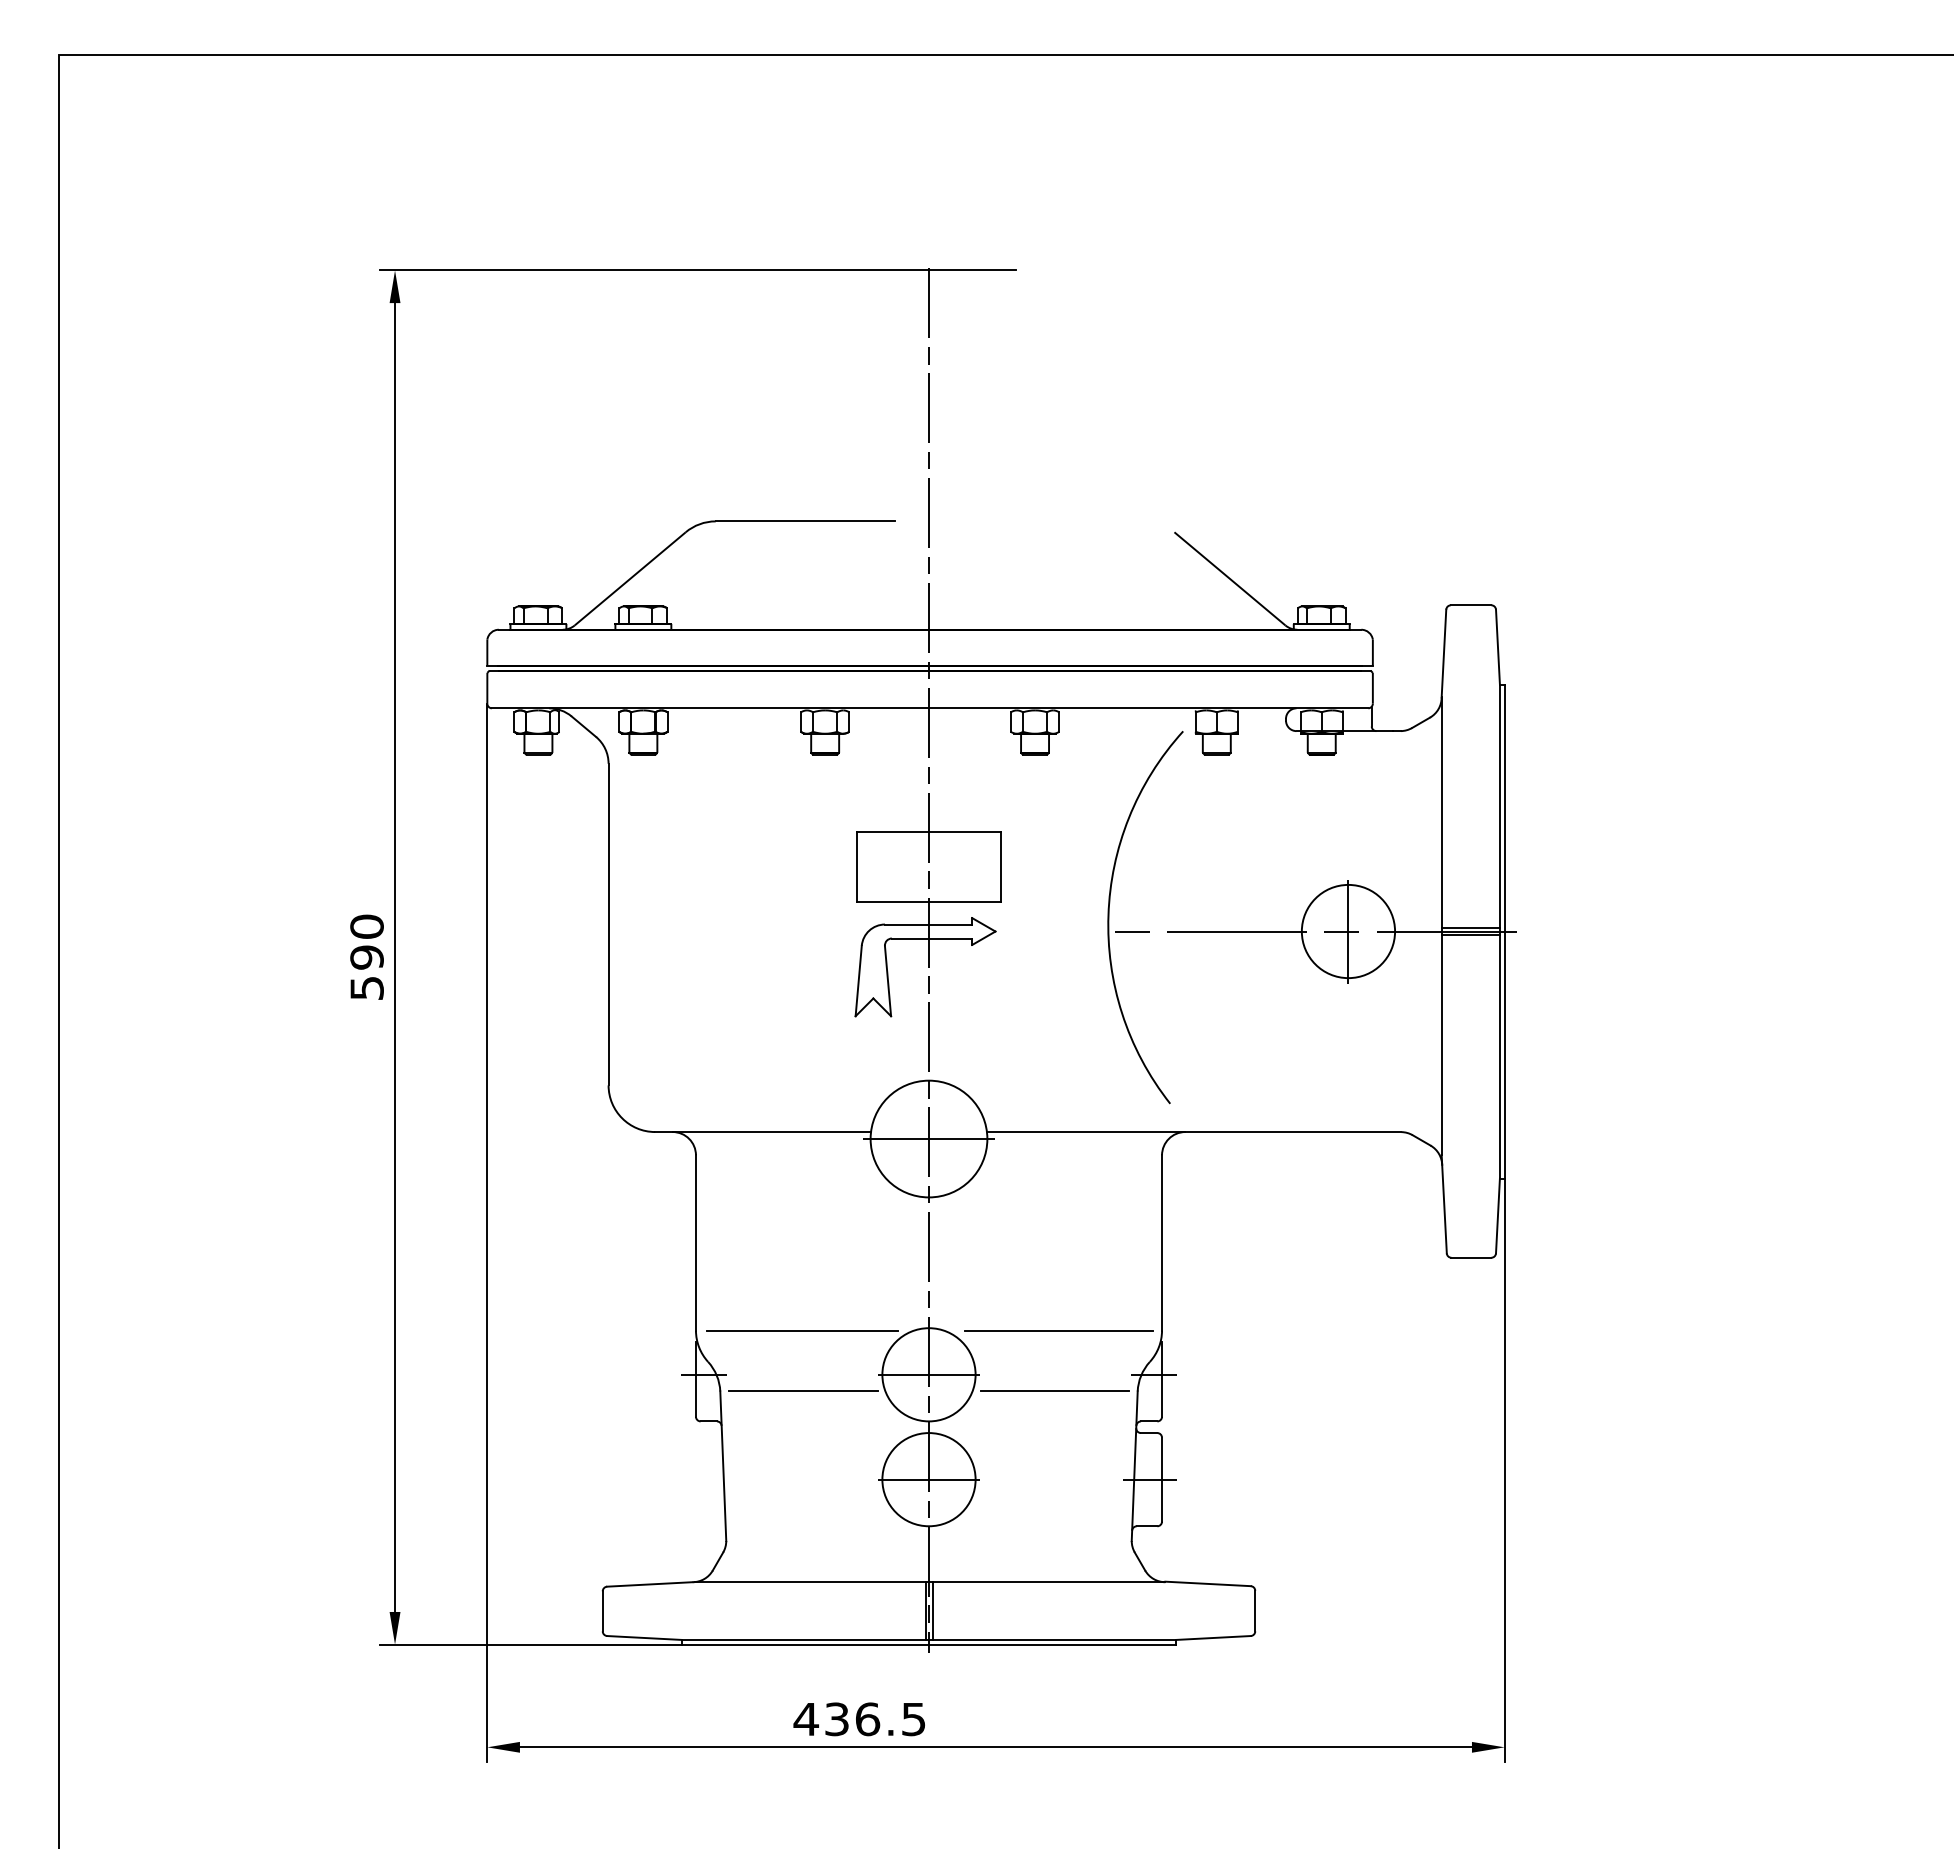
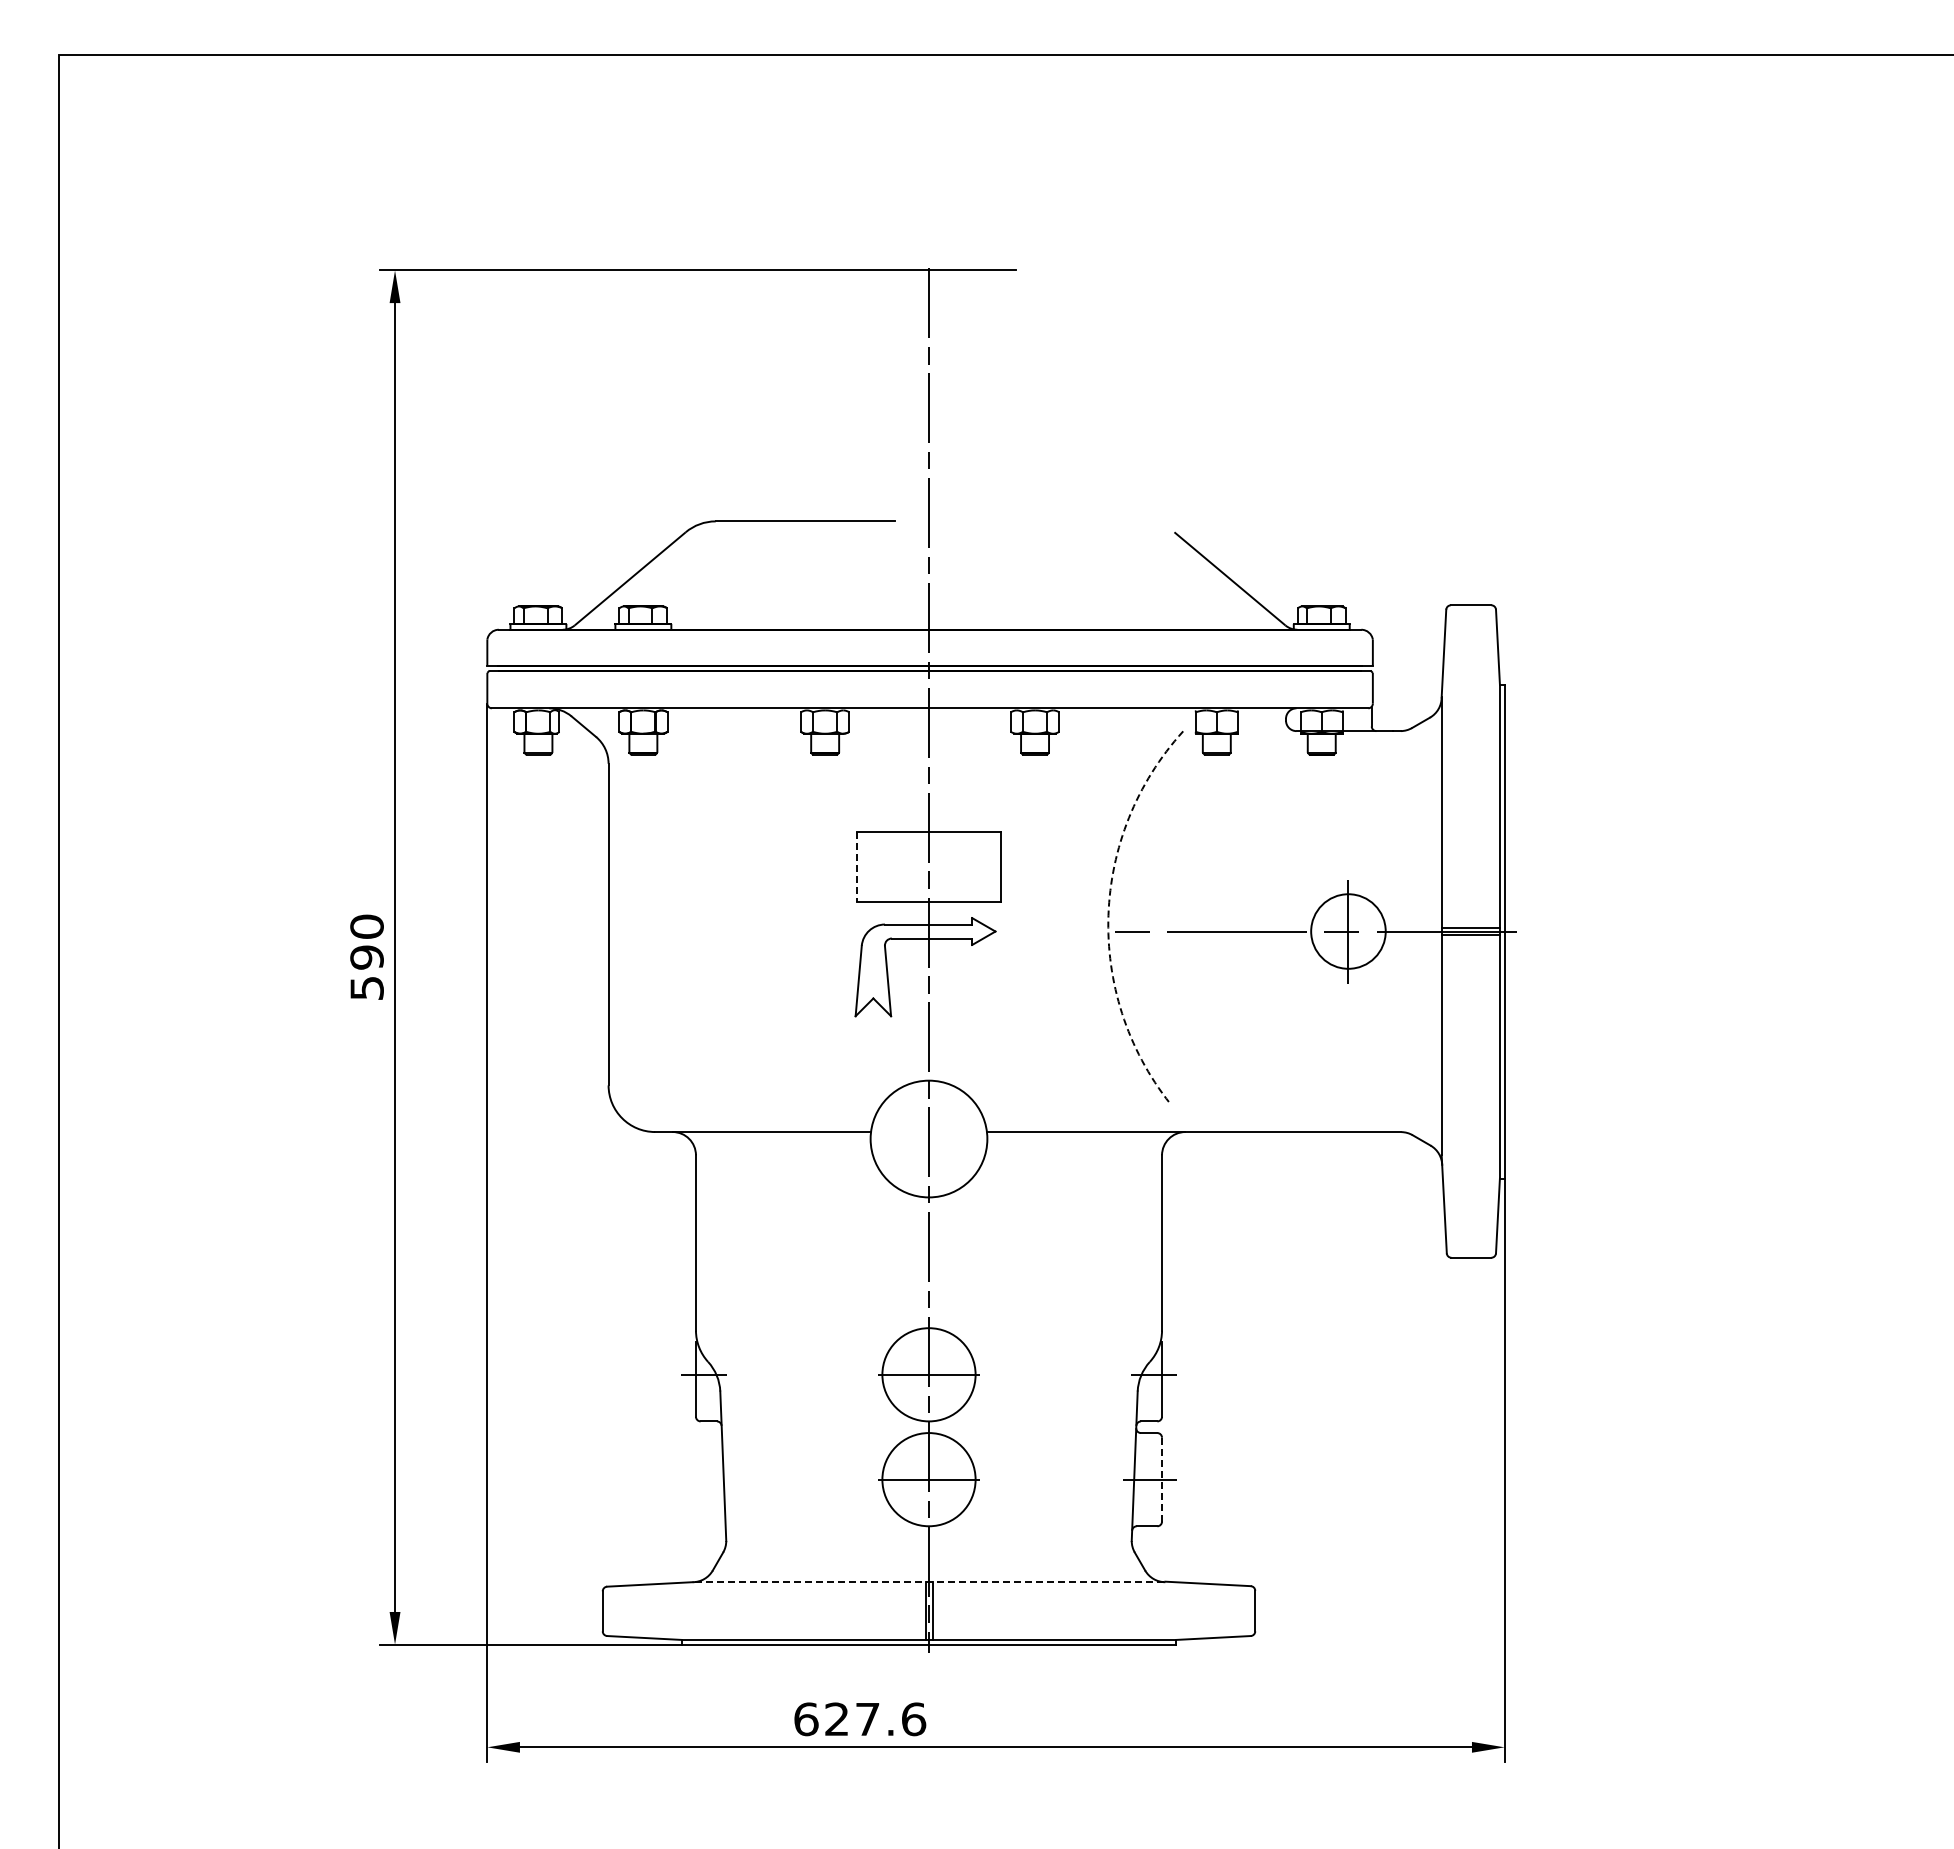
line: solid -> dashed (856, 866)
arc: solid -> dashed (1108, 915)
circle diameter: 93 px -> 75 px (1348, 931)
line: present -> none (928, 1138)
line: present -> none (802, 1330)
line: present -> none (1058, 1330)
line: present -> none (802, 1391)
line: present -> none (1054, 1391)
line: solid -> dashed (1162, 1479)
line: solid -> dashed (930, 1582)
text: 436.5 -> 627.6 (859, 1719)
